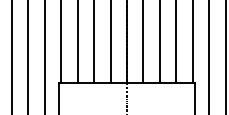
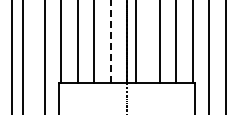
line: solid -> dashed (110, 41)
line position: (143, 42) -> (136, 42) (136, 42)
line position: (28, 56) -> (23, 56) (23, 56)
